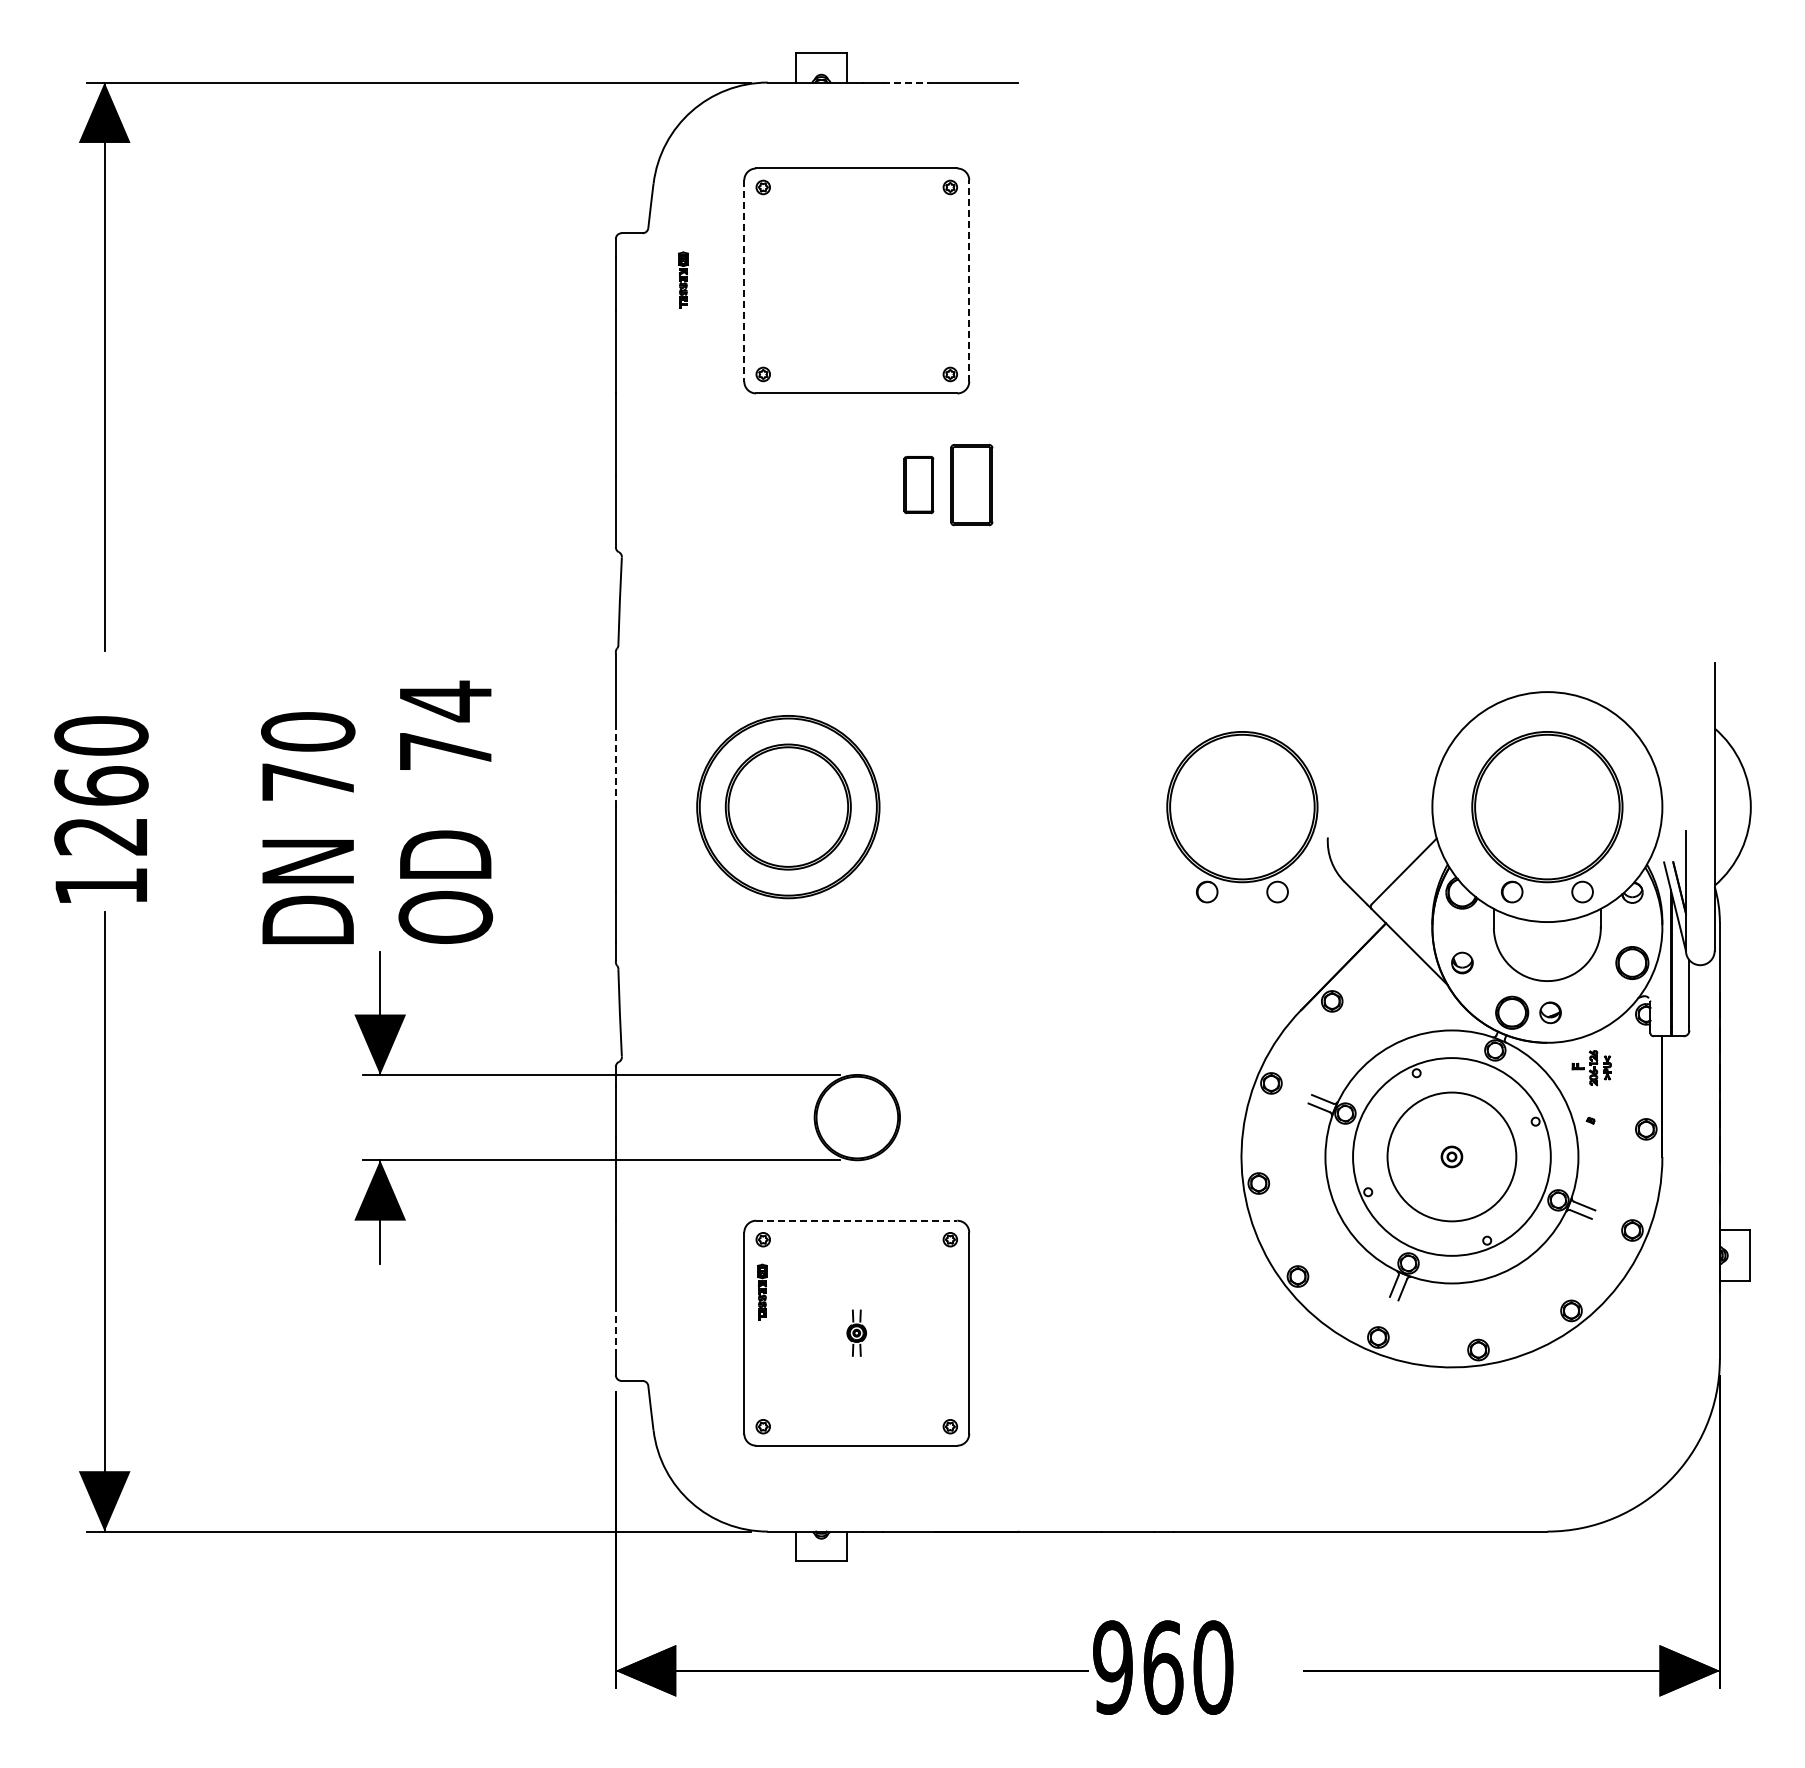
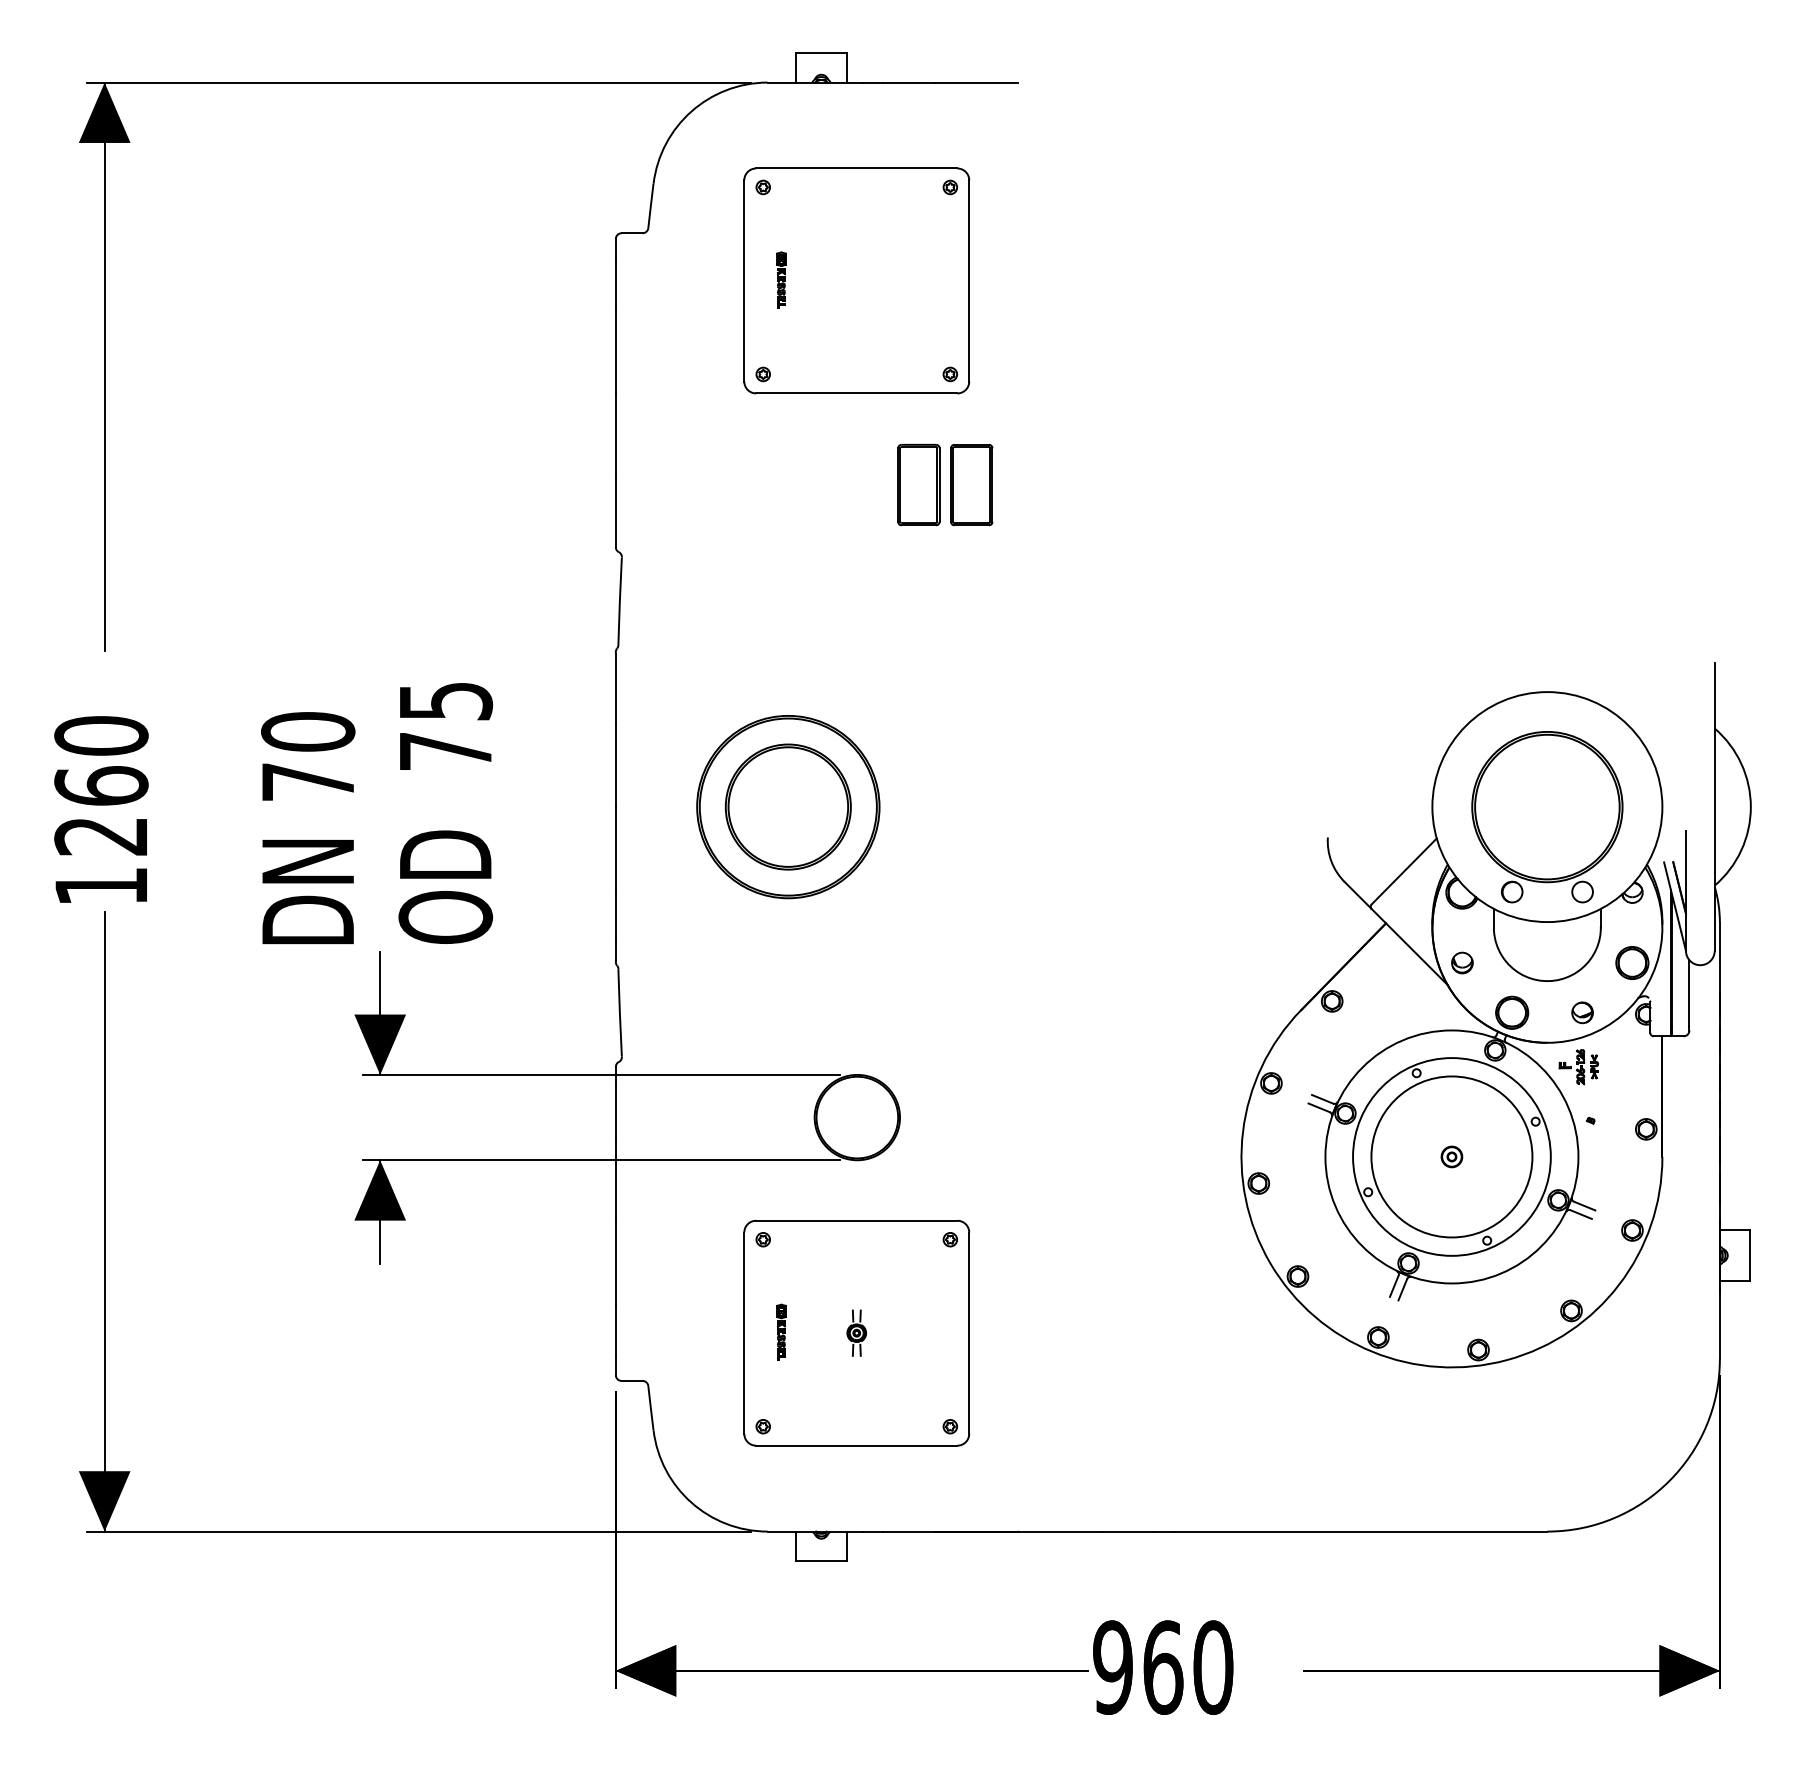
line: dashed -> solid (909, 82)
part position: (683, 279) -> (781, 279) (781, 279)
line: dashed -> solid (744, 280)
line: dashed -> solid (969, 280)
part size: 32x59 px -> 44x84 px (918, 484)
text: 74 -> 75 (446, 701)
line: dashed -> solid (615, 765)
part: present -> none (1242, 817)
part position: (1550, 1012) -> (1582, 1012) (1582, 1012)
part position: (1591, 1068) -> (1578, 1067) (1578, 1067)
circle diameter: 129 px -> 161 px (1451, 1156)
line: dashed -> solid (856, 1220)
part position: (762, 1291) -> (781, 1331) (781, 1331)
line: dashed -> solid (615, 1330)
